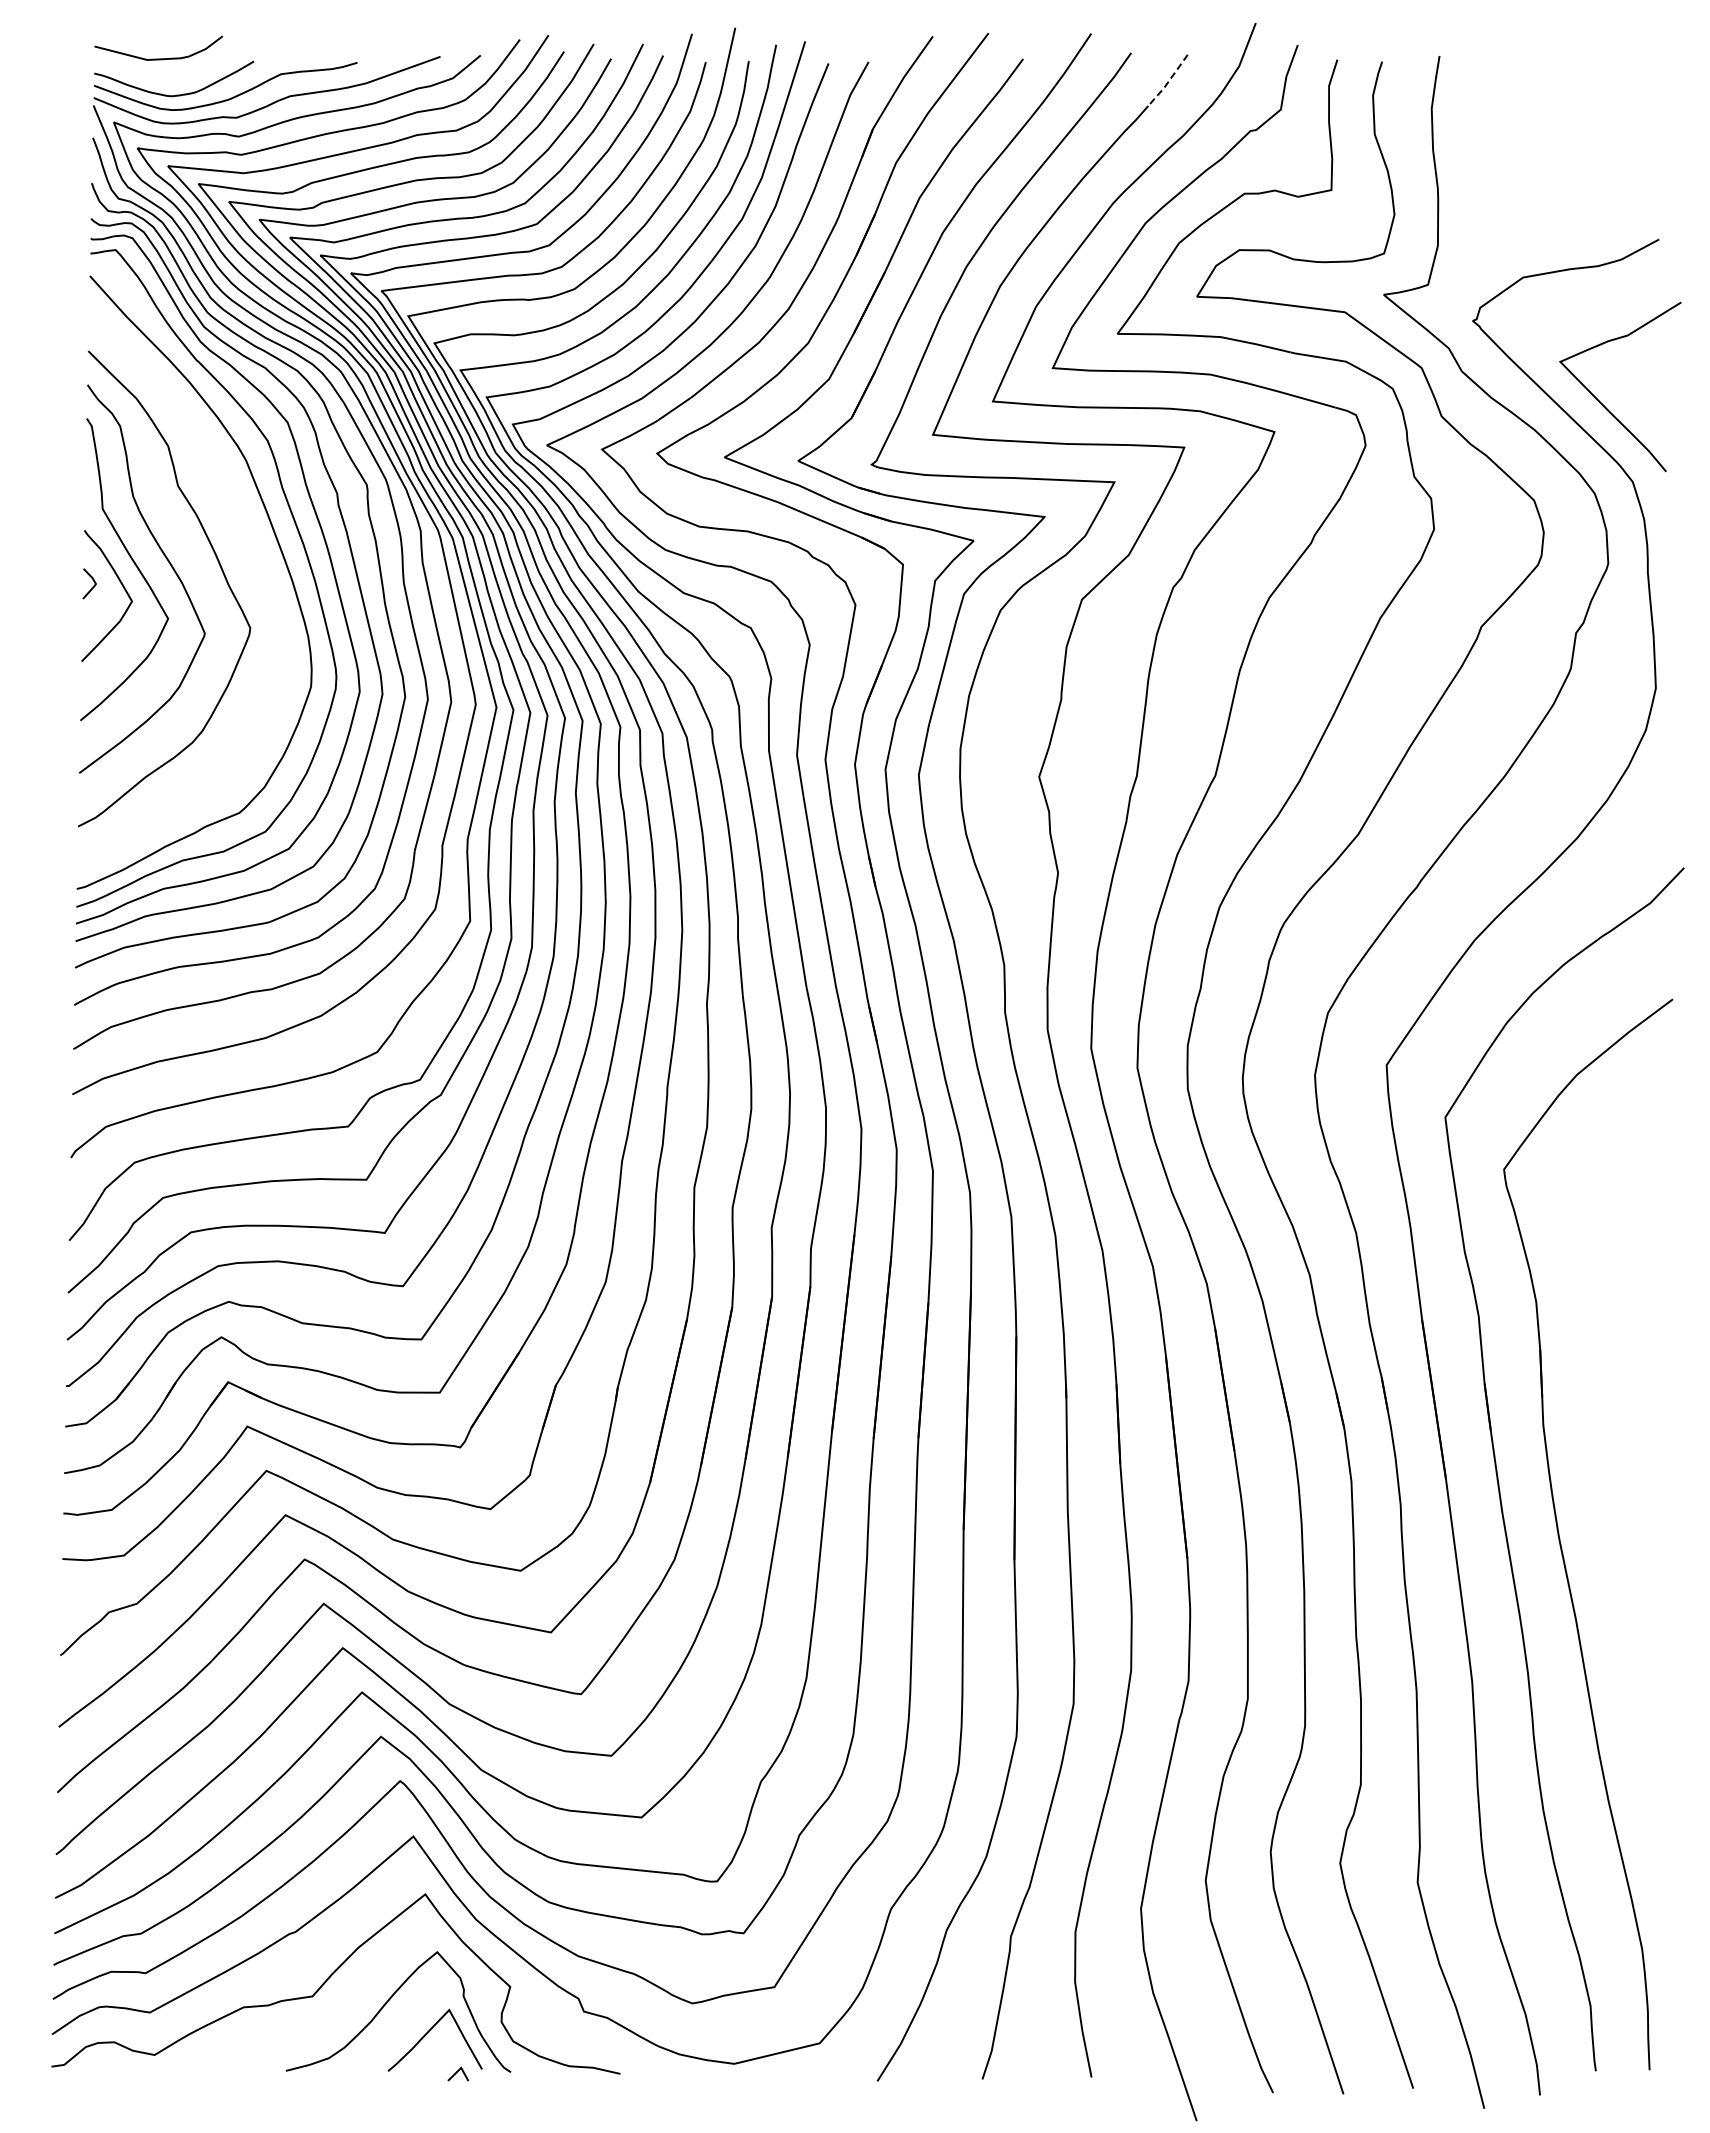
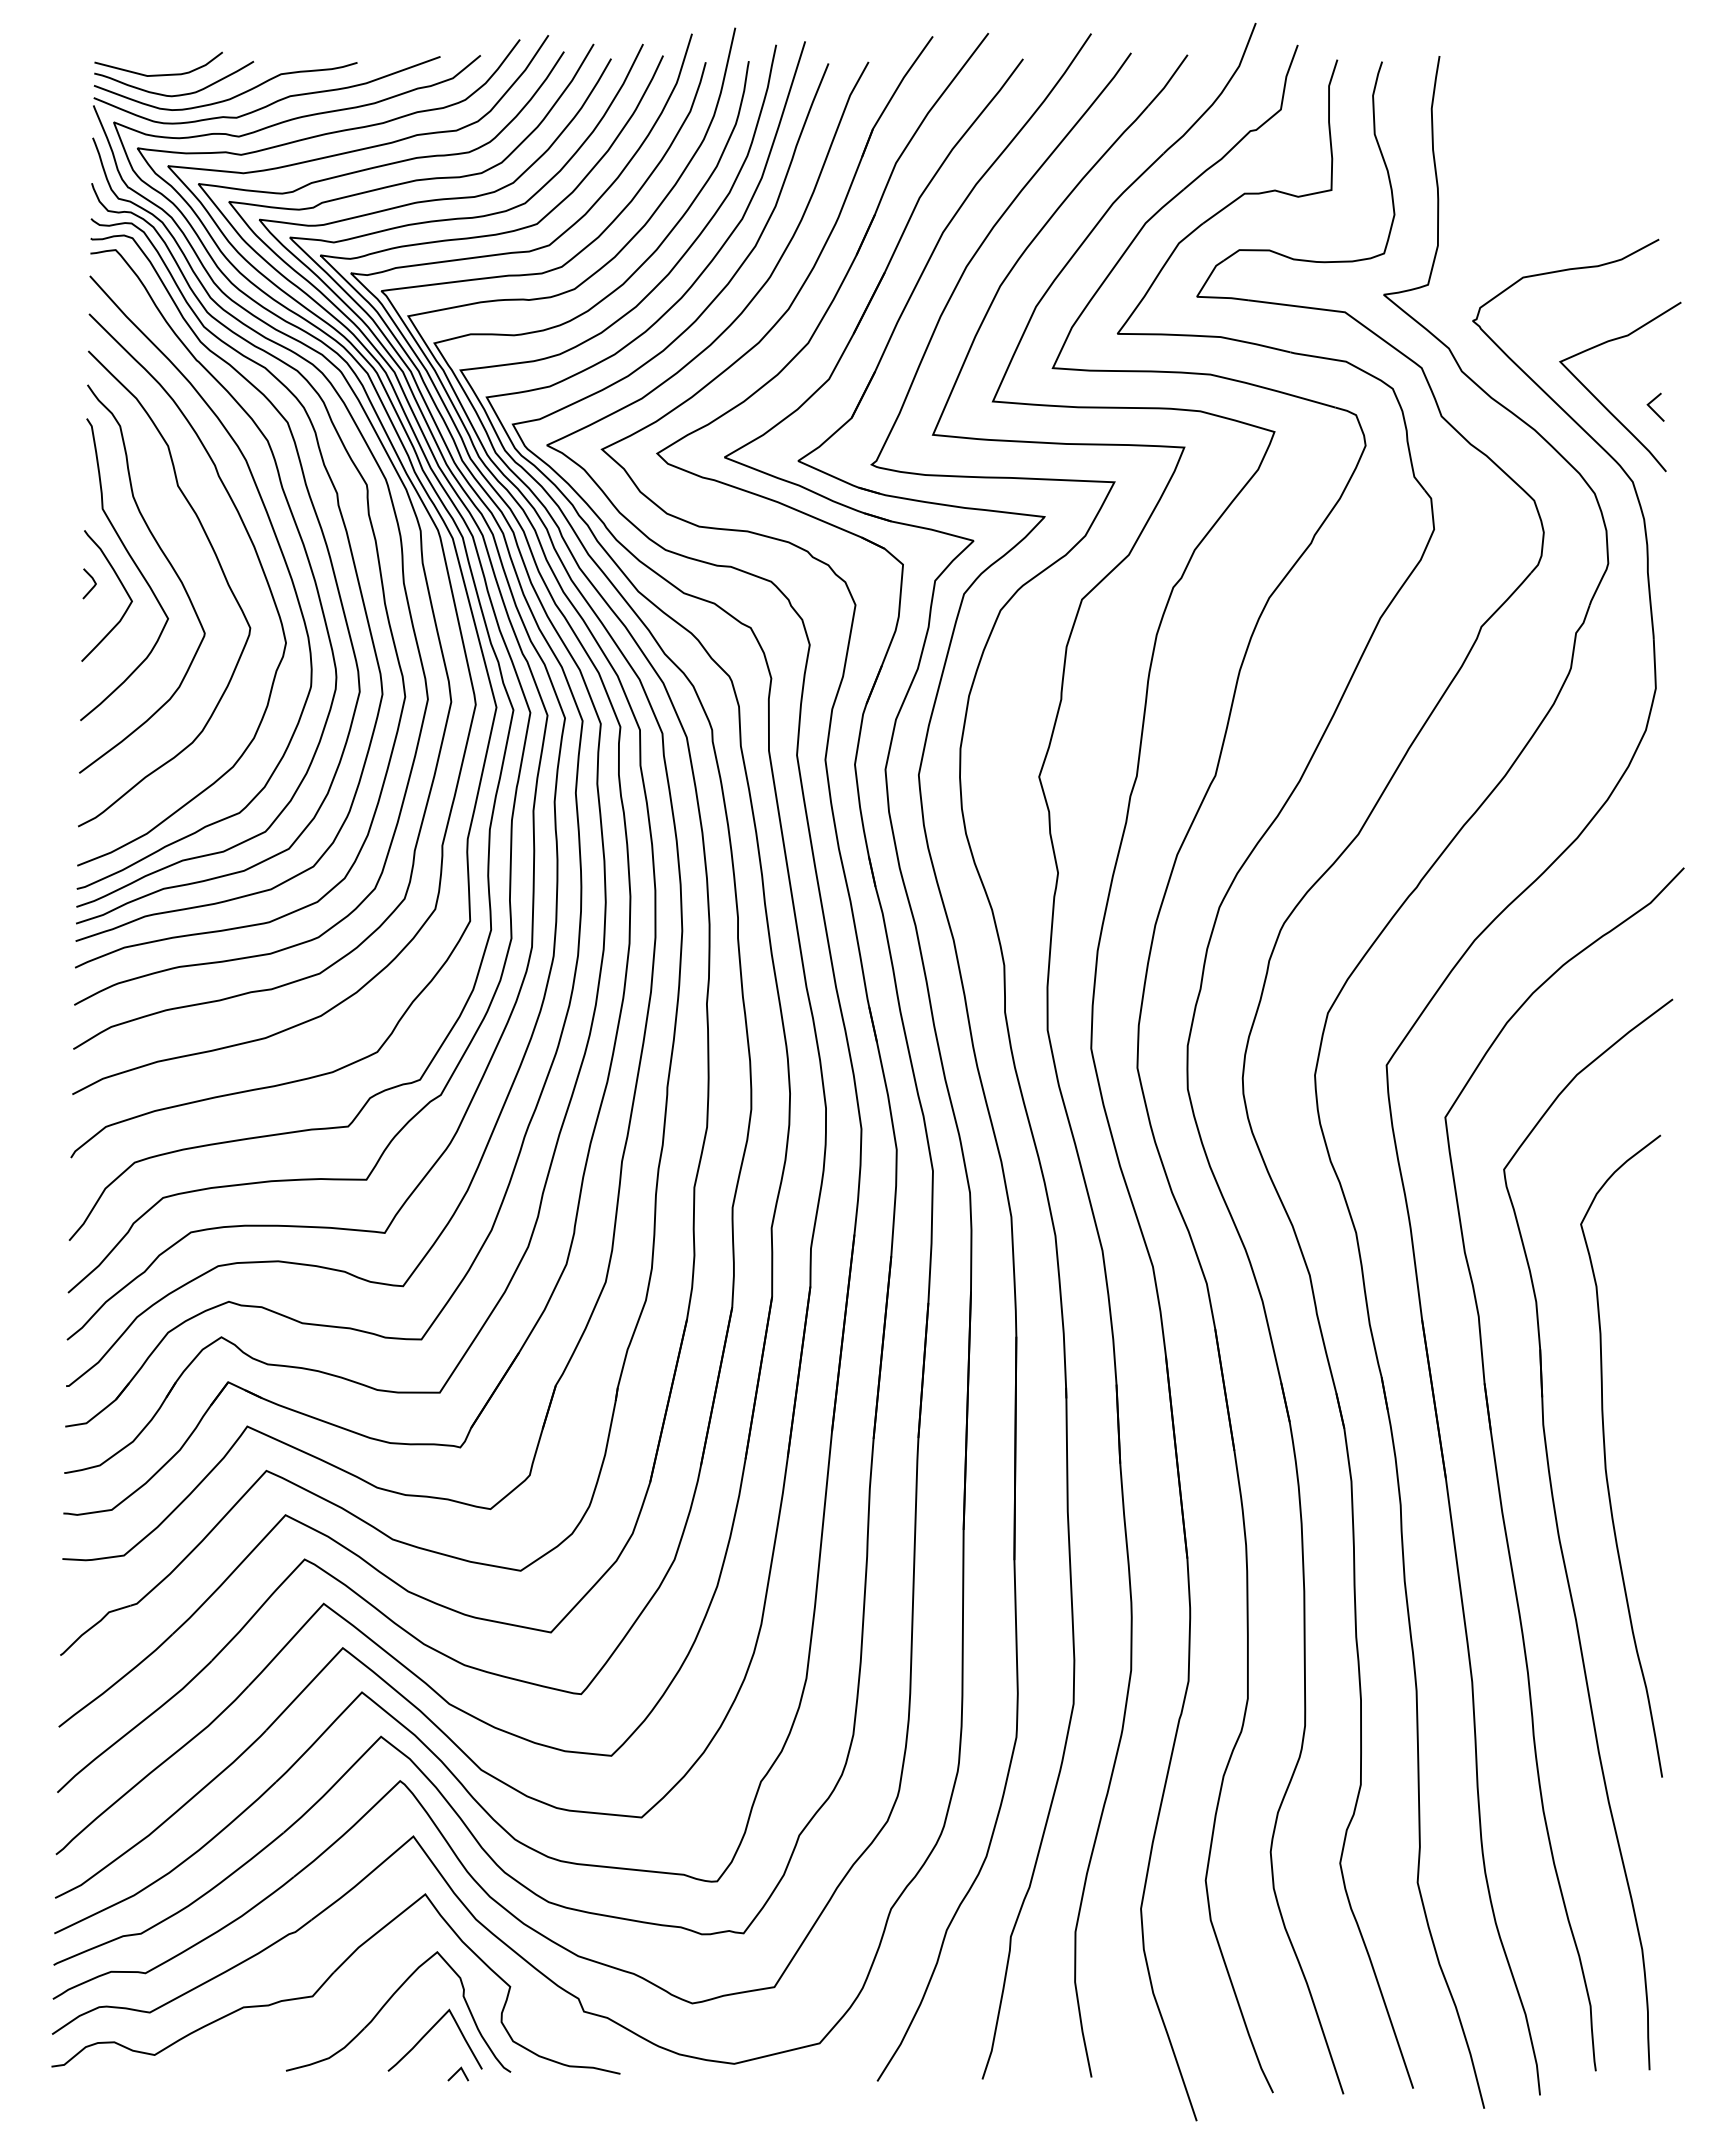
curve position: (158, 58) -> (158, 74) (158, 74)
line: dashed -> solid (1168, 81)
line: none -> present (1652, 408)
curve: none -> present (258, 561)
curve: none -> present (1606, 1460)
